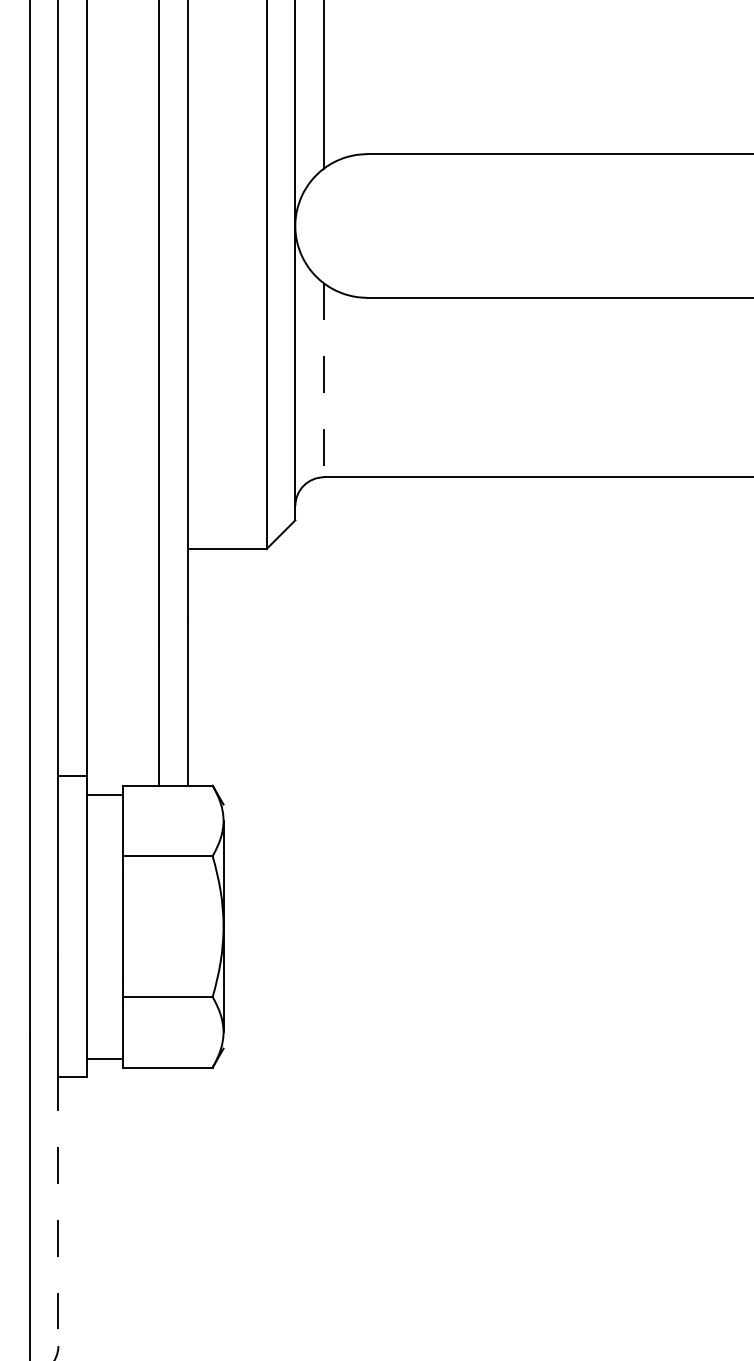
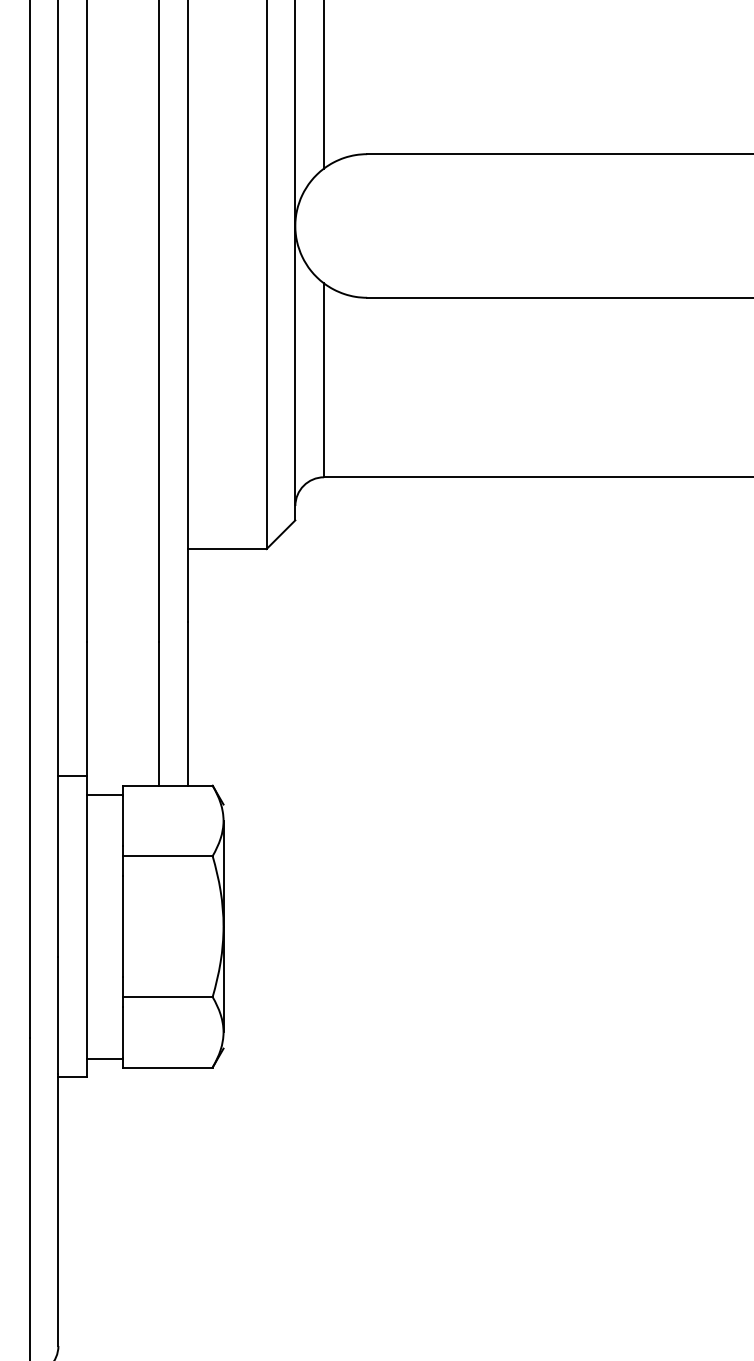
line: dashed -> solid (324, 380)
line: dashed -> solid (58, 1210)
